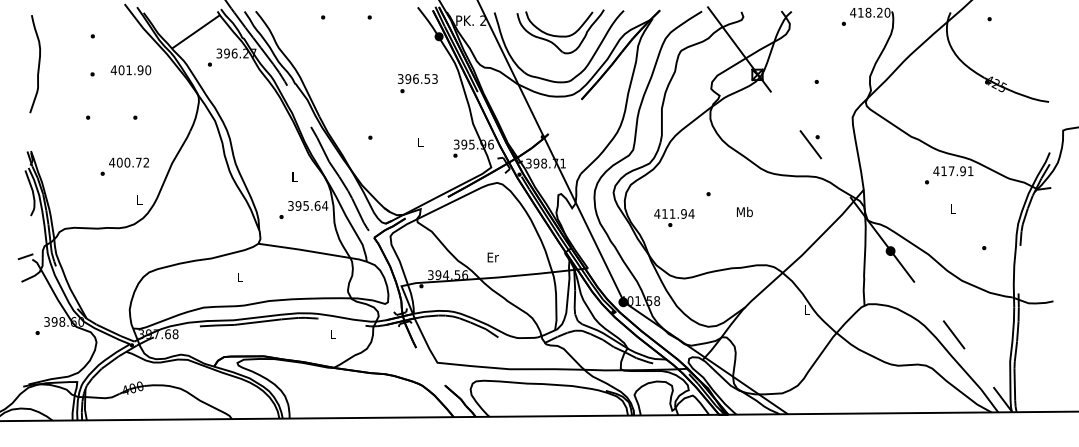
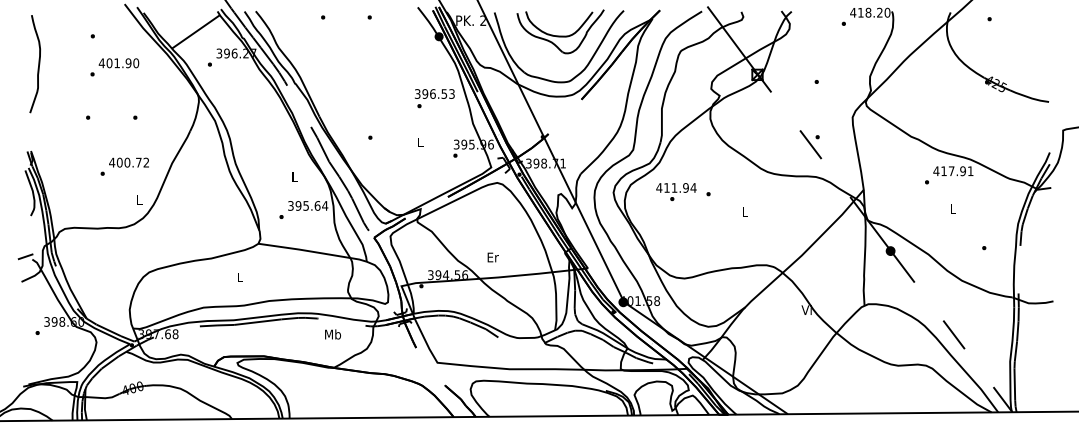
text position: (130, 70) -> (118, 63) (118, 63)
text position: (417, 83) -> (434, 98) (434, 98)
text: Mb -> L (744, 212)
text position: (674, 218) -> (676, 192) (676, 192)
text: L -> Vi (806, 309)
text: L -> Mb (333, 334)
